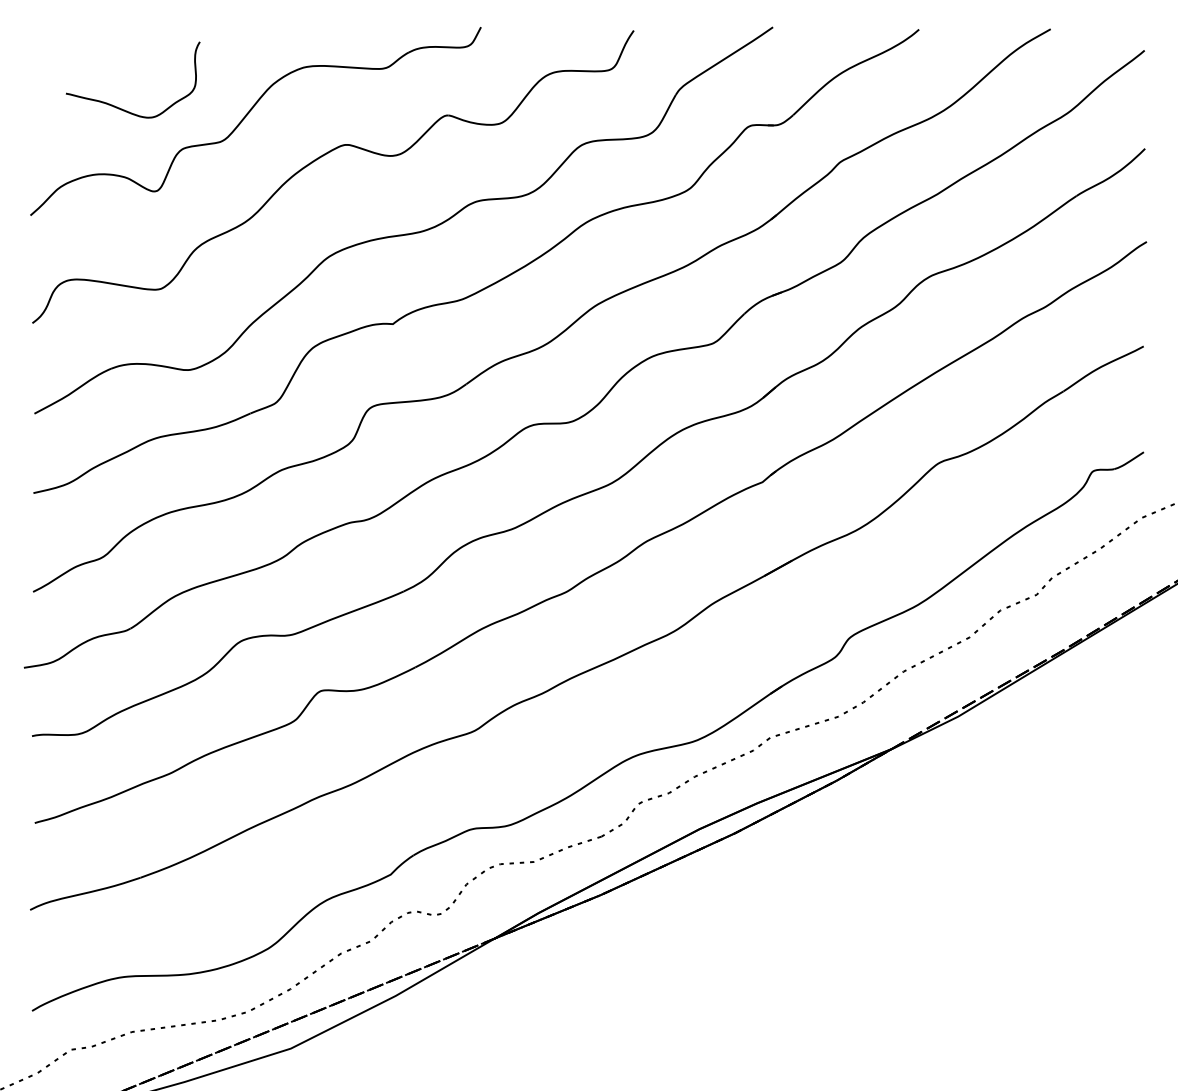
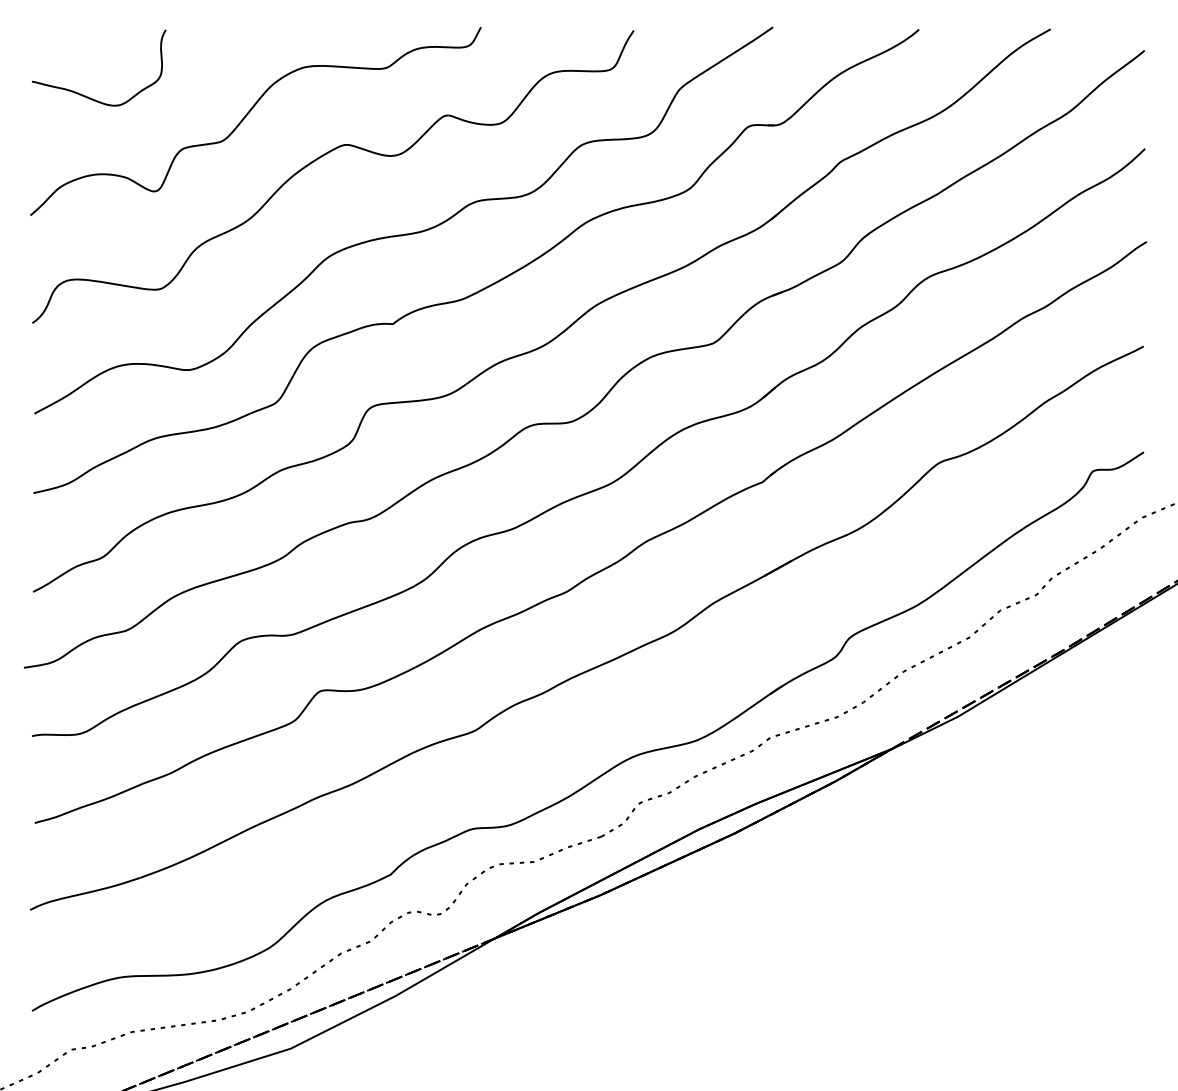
curve position: (122, 108) -> (88, 96) (88, 96)
